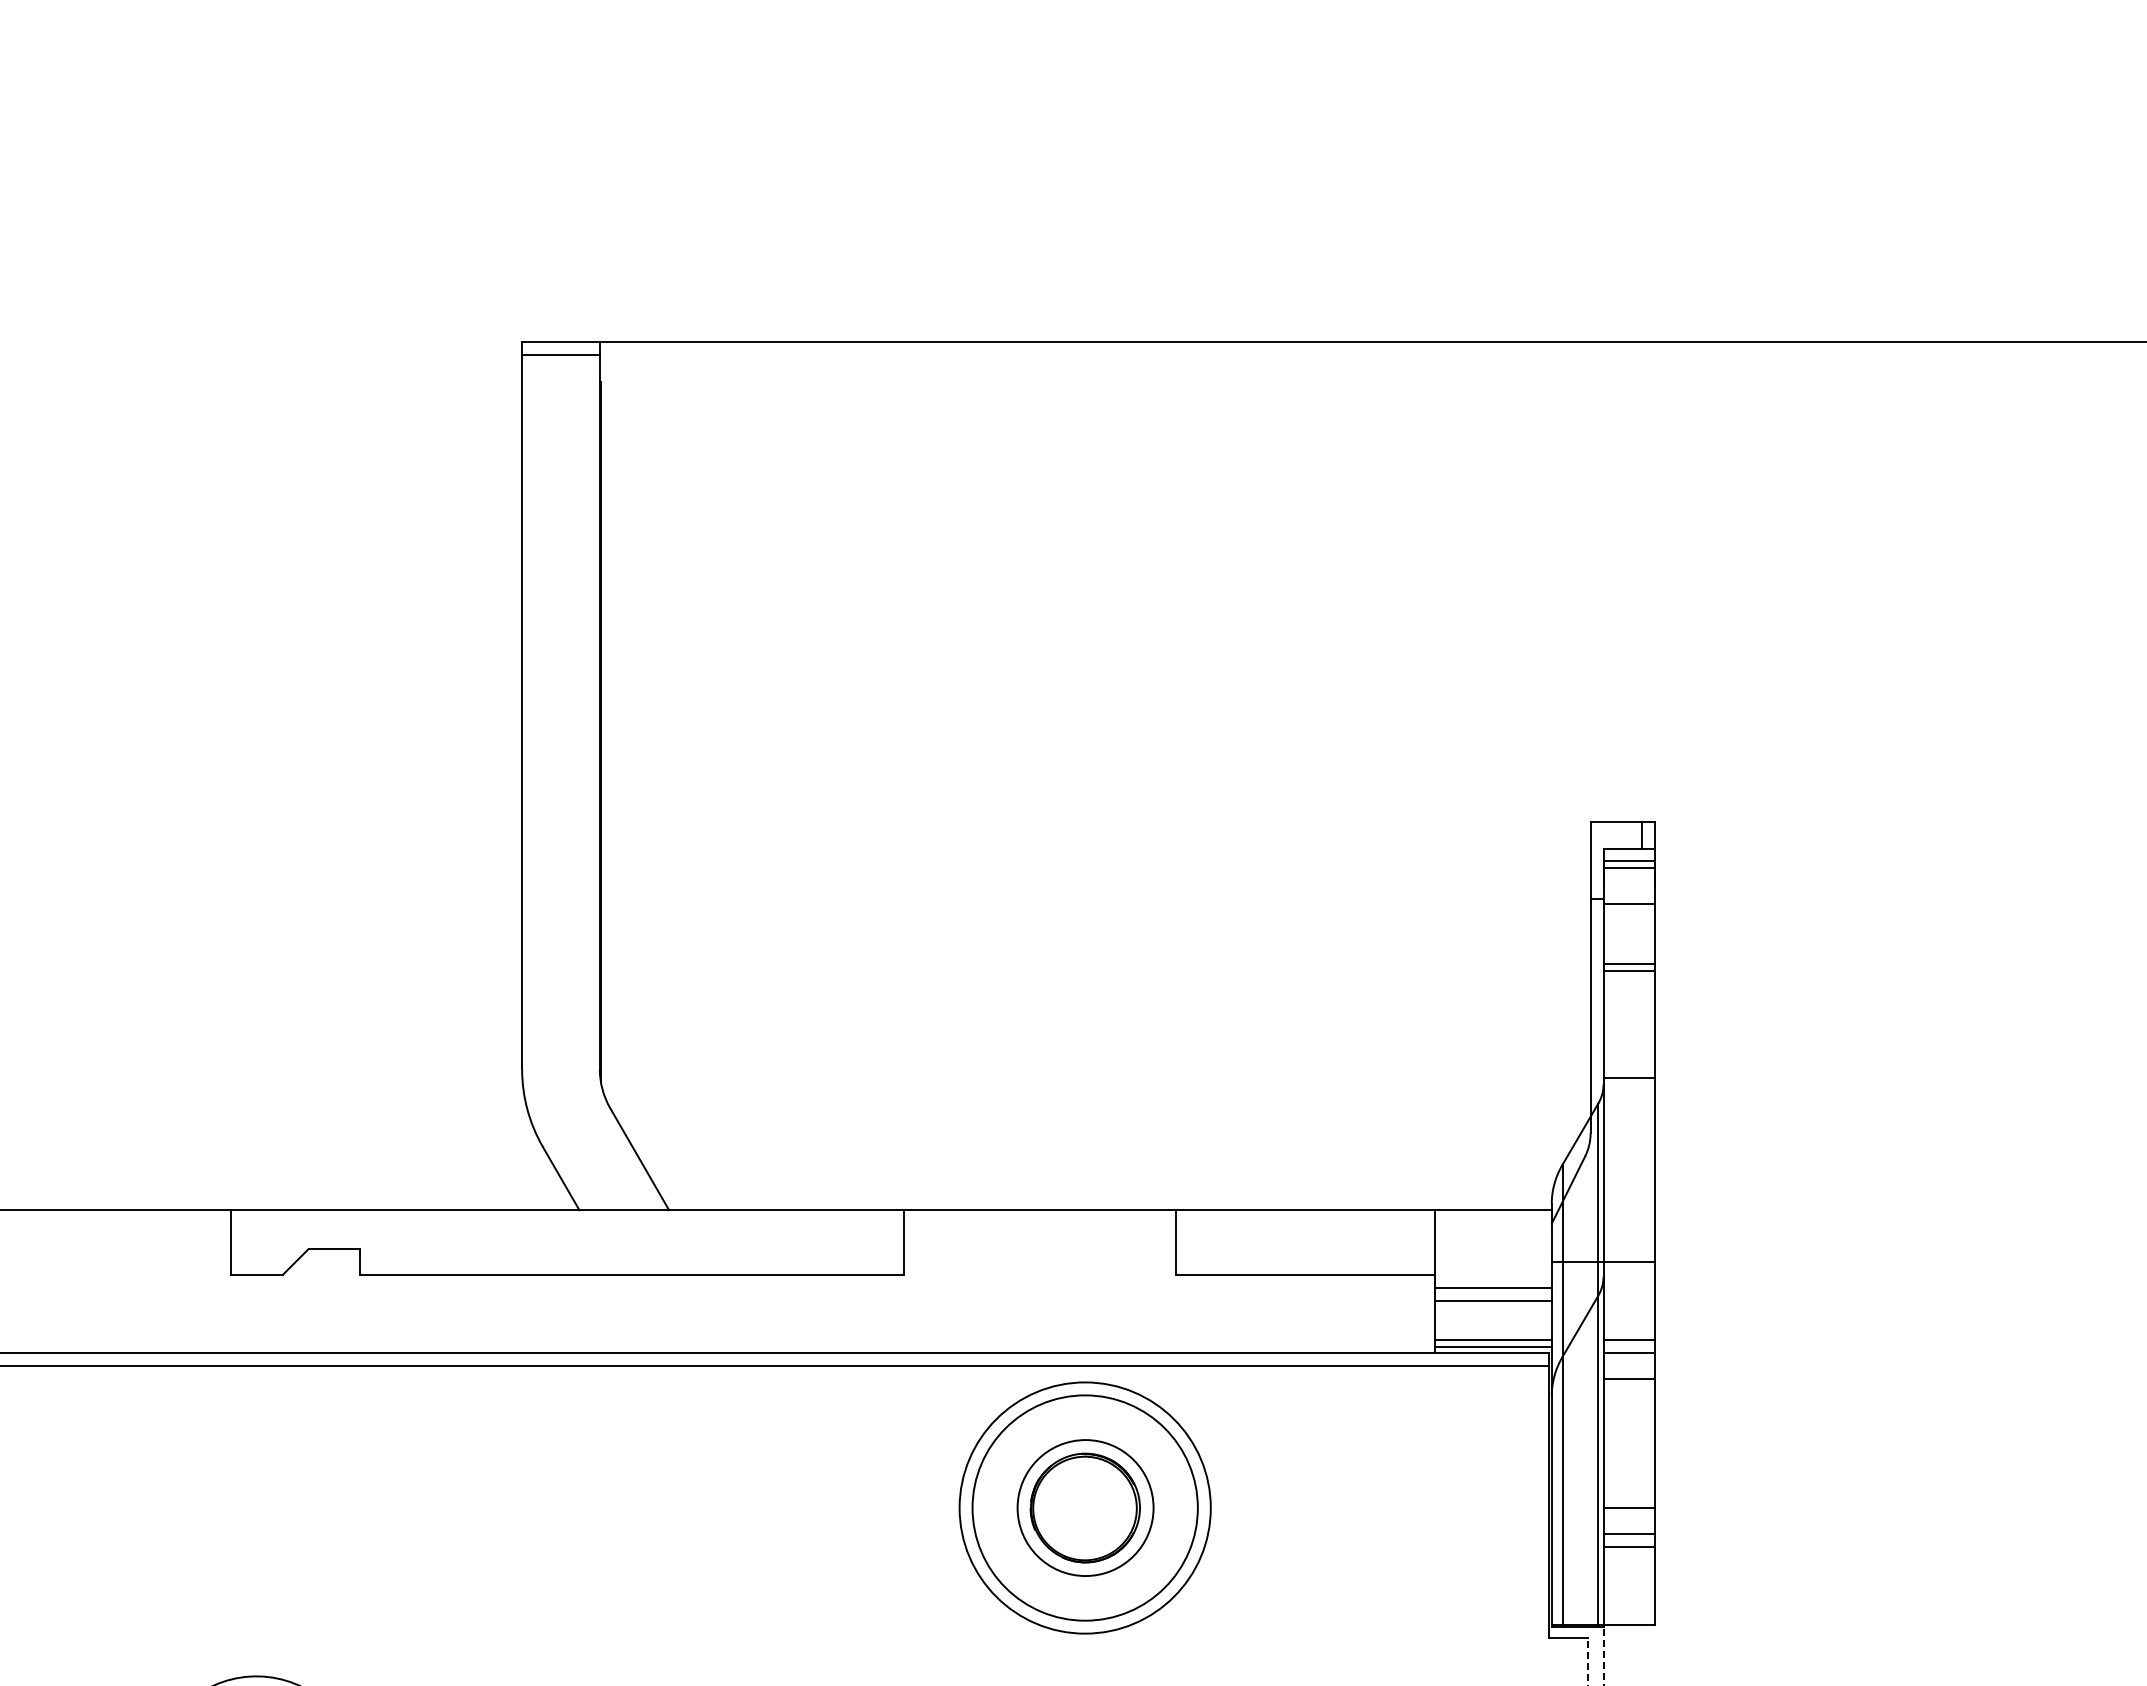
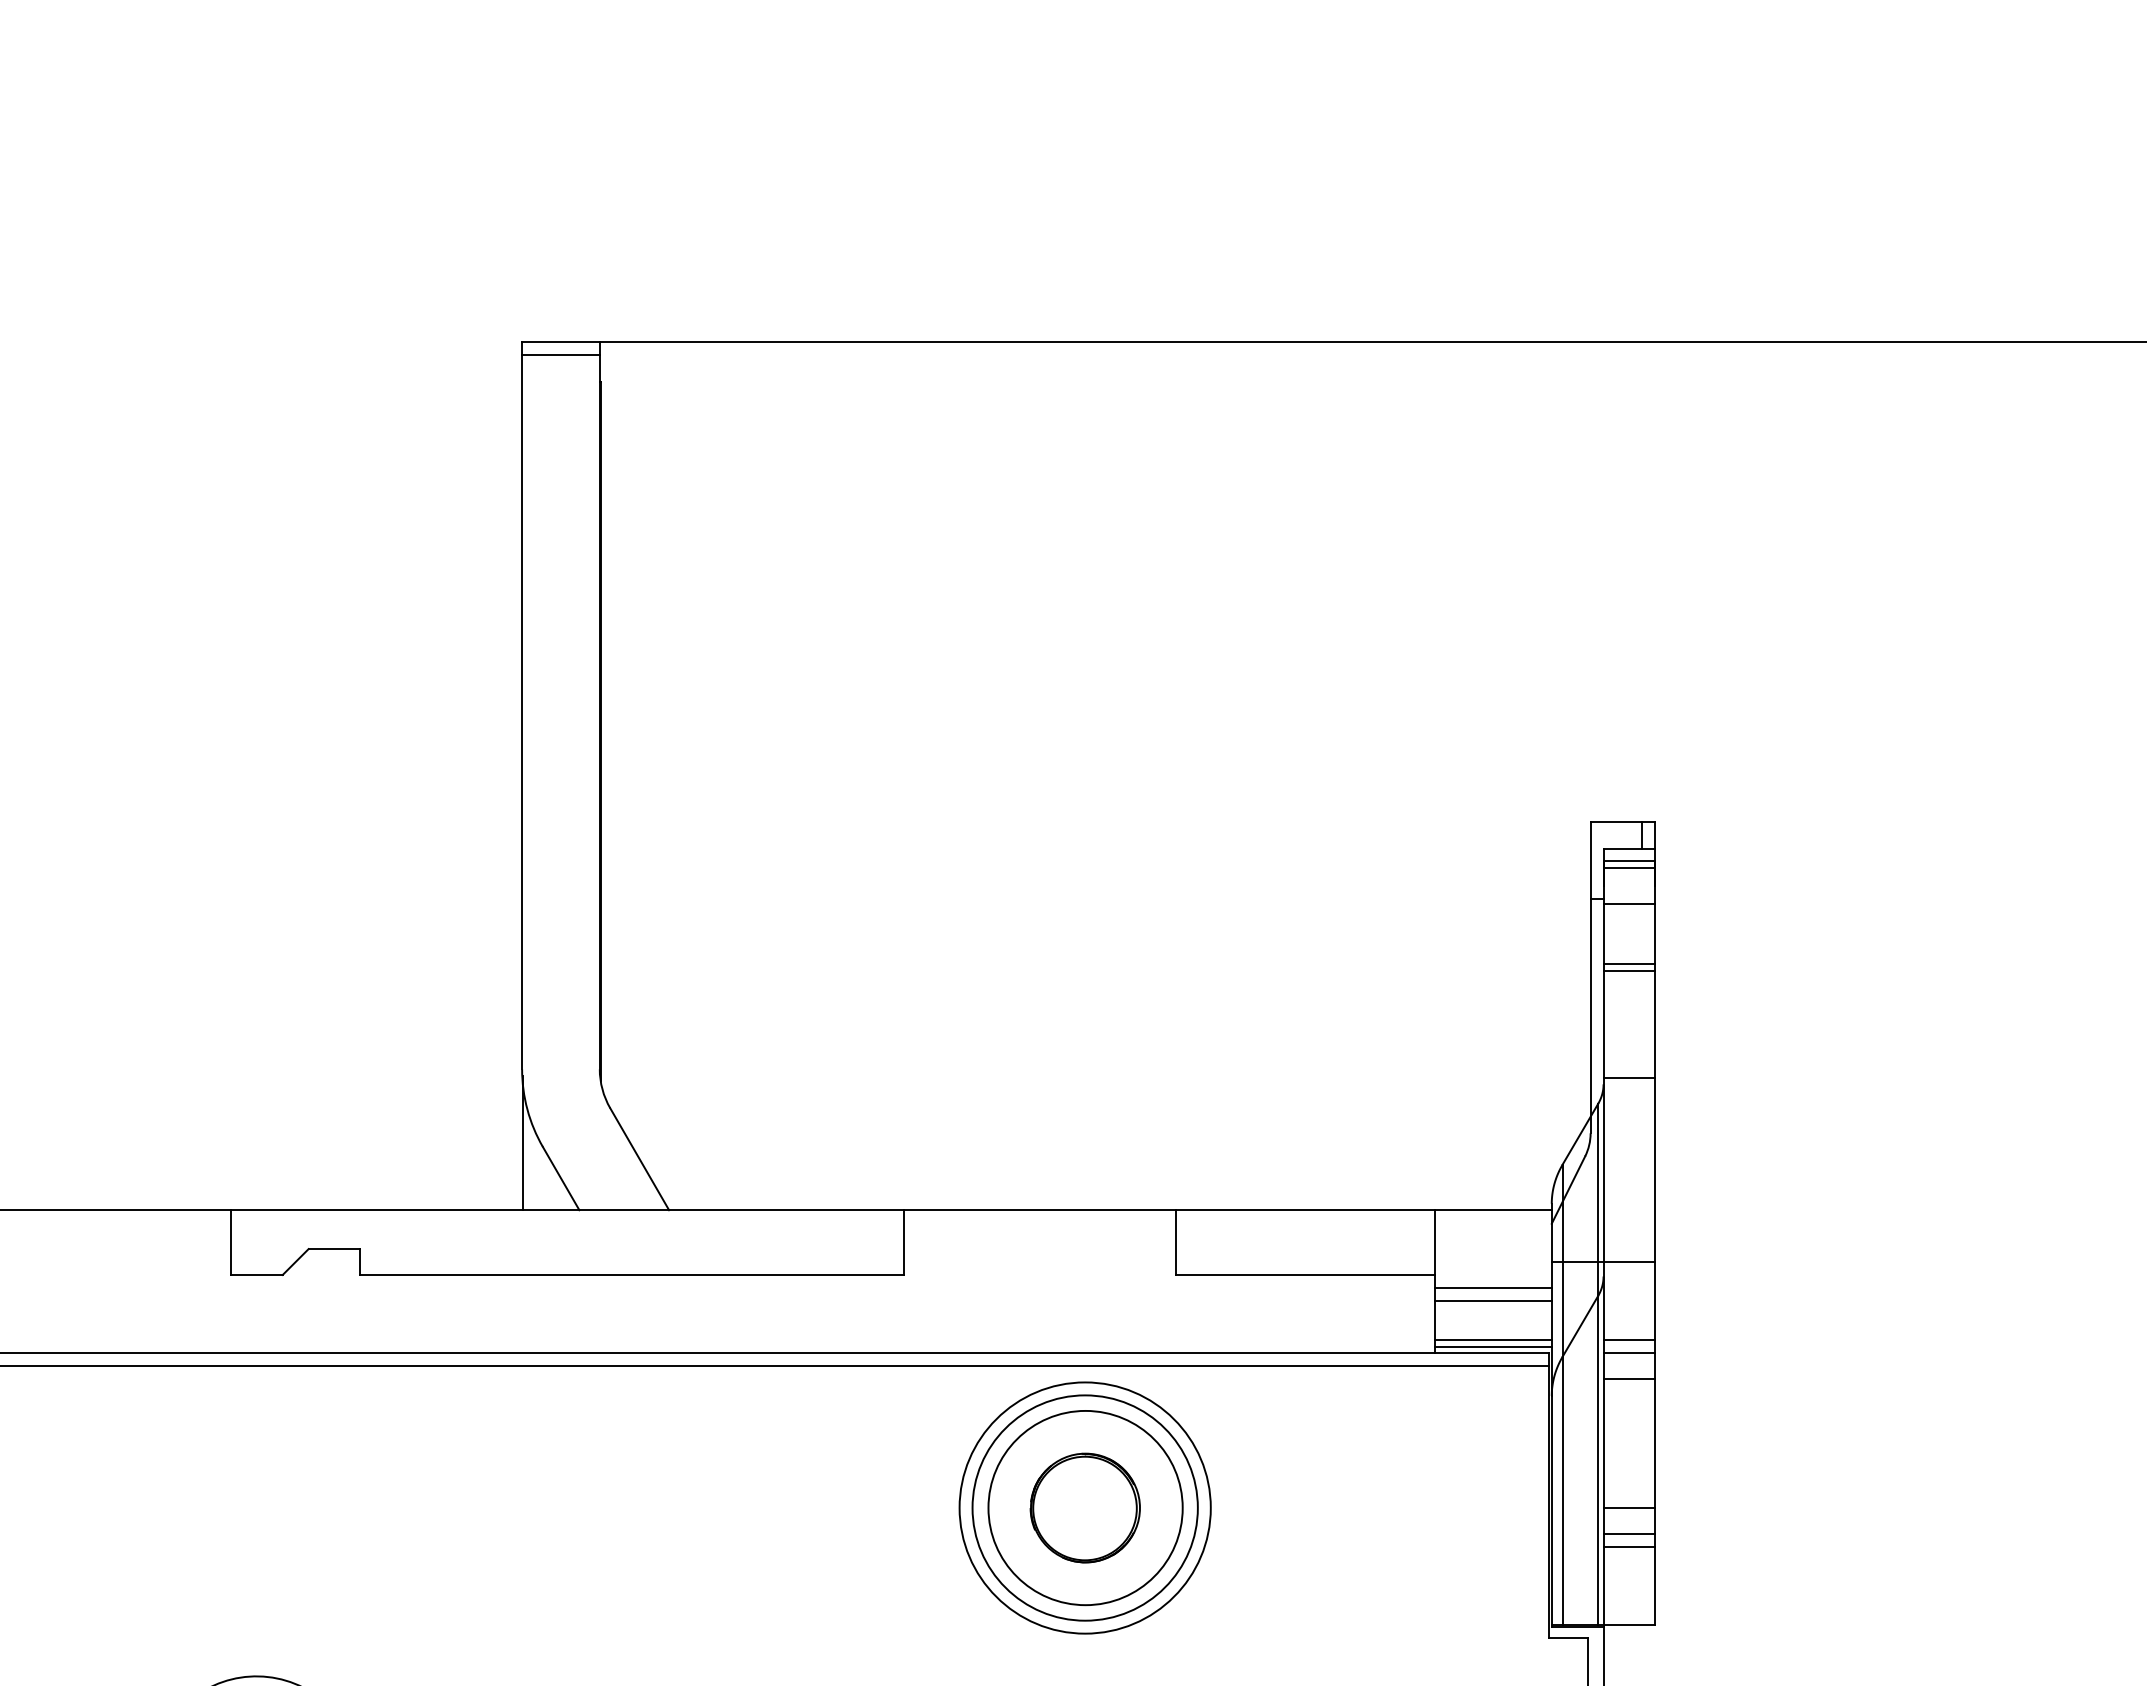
line: none -> present (523, 1143)
circle diameter: 136 px -> 194 px (1085, 1507)
line: dashed -> solid (1603, 1656)
line: dashed -> solid (1587, 1661)
